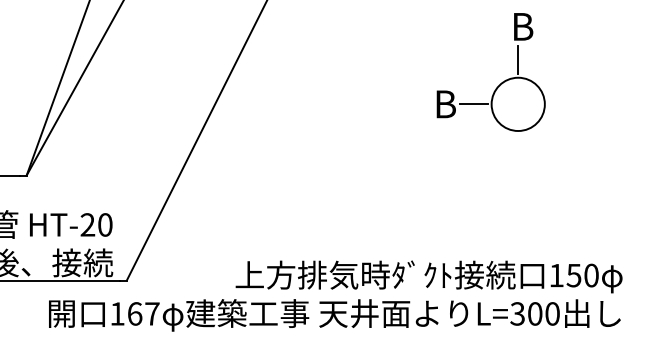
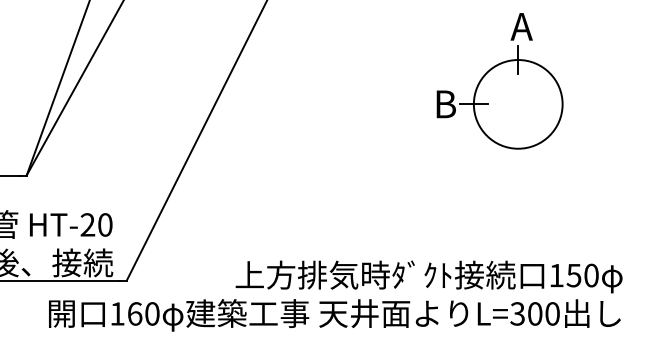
text: B -> A (521, 26)
circle diameter: 53 px -> 89 px (517, 104)
text: 167 -> 160 (152, 313)
